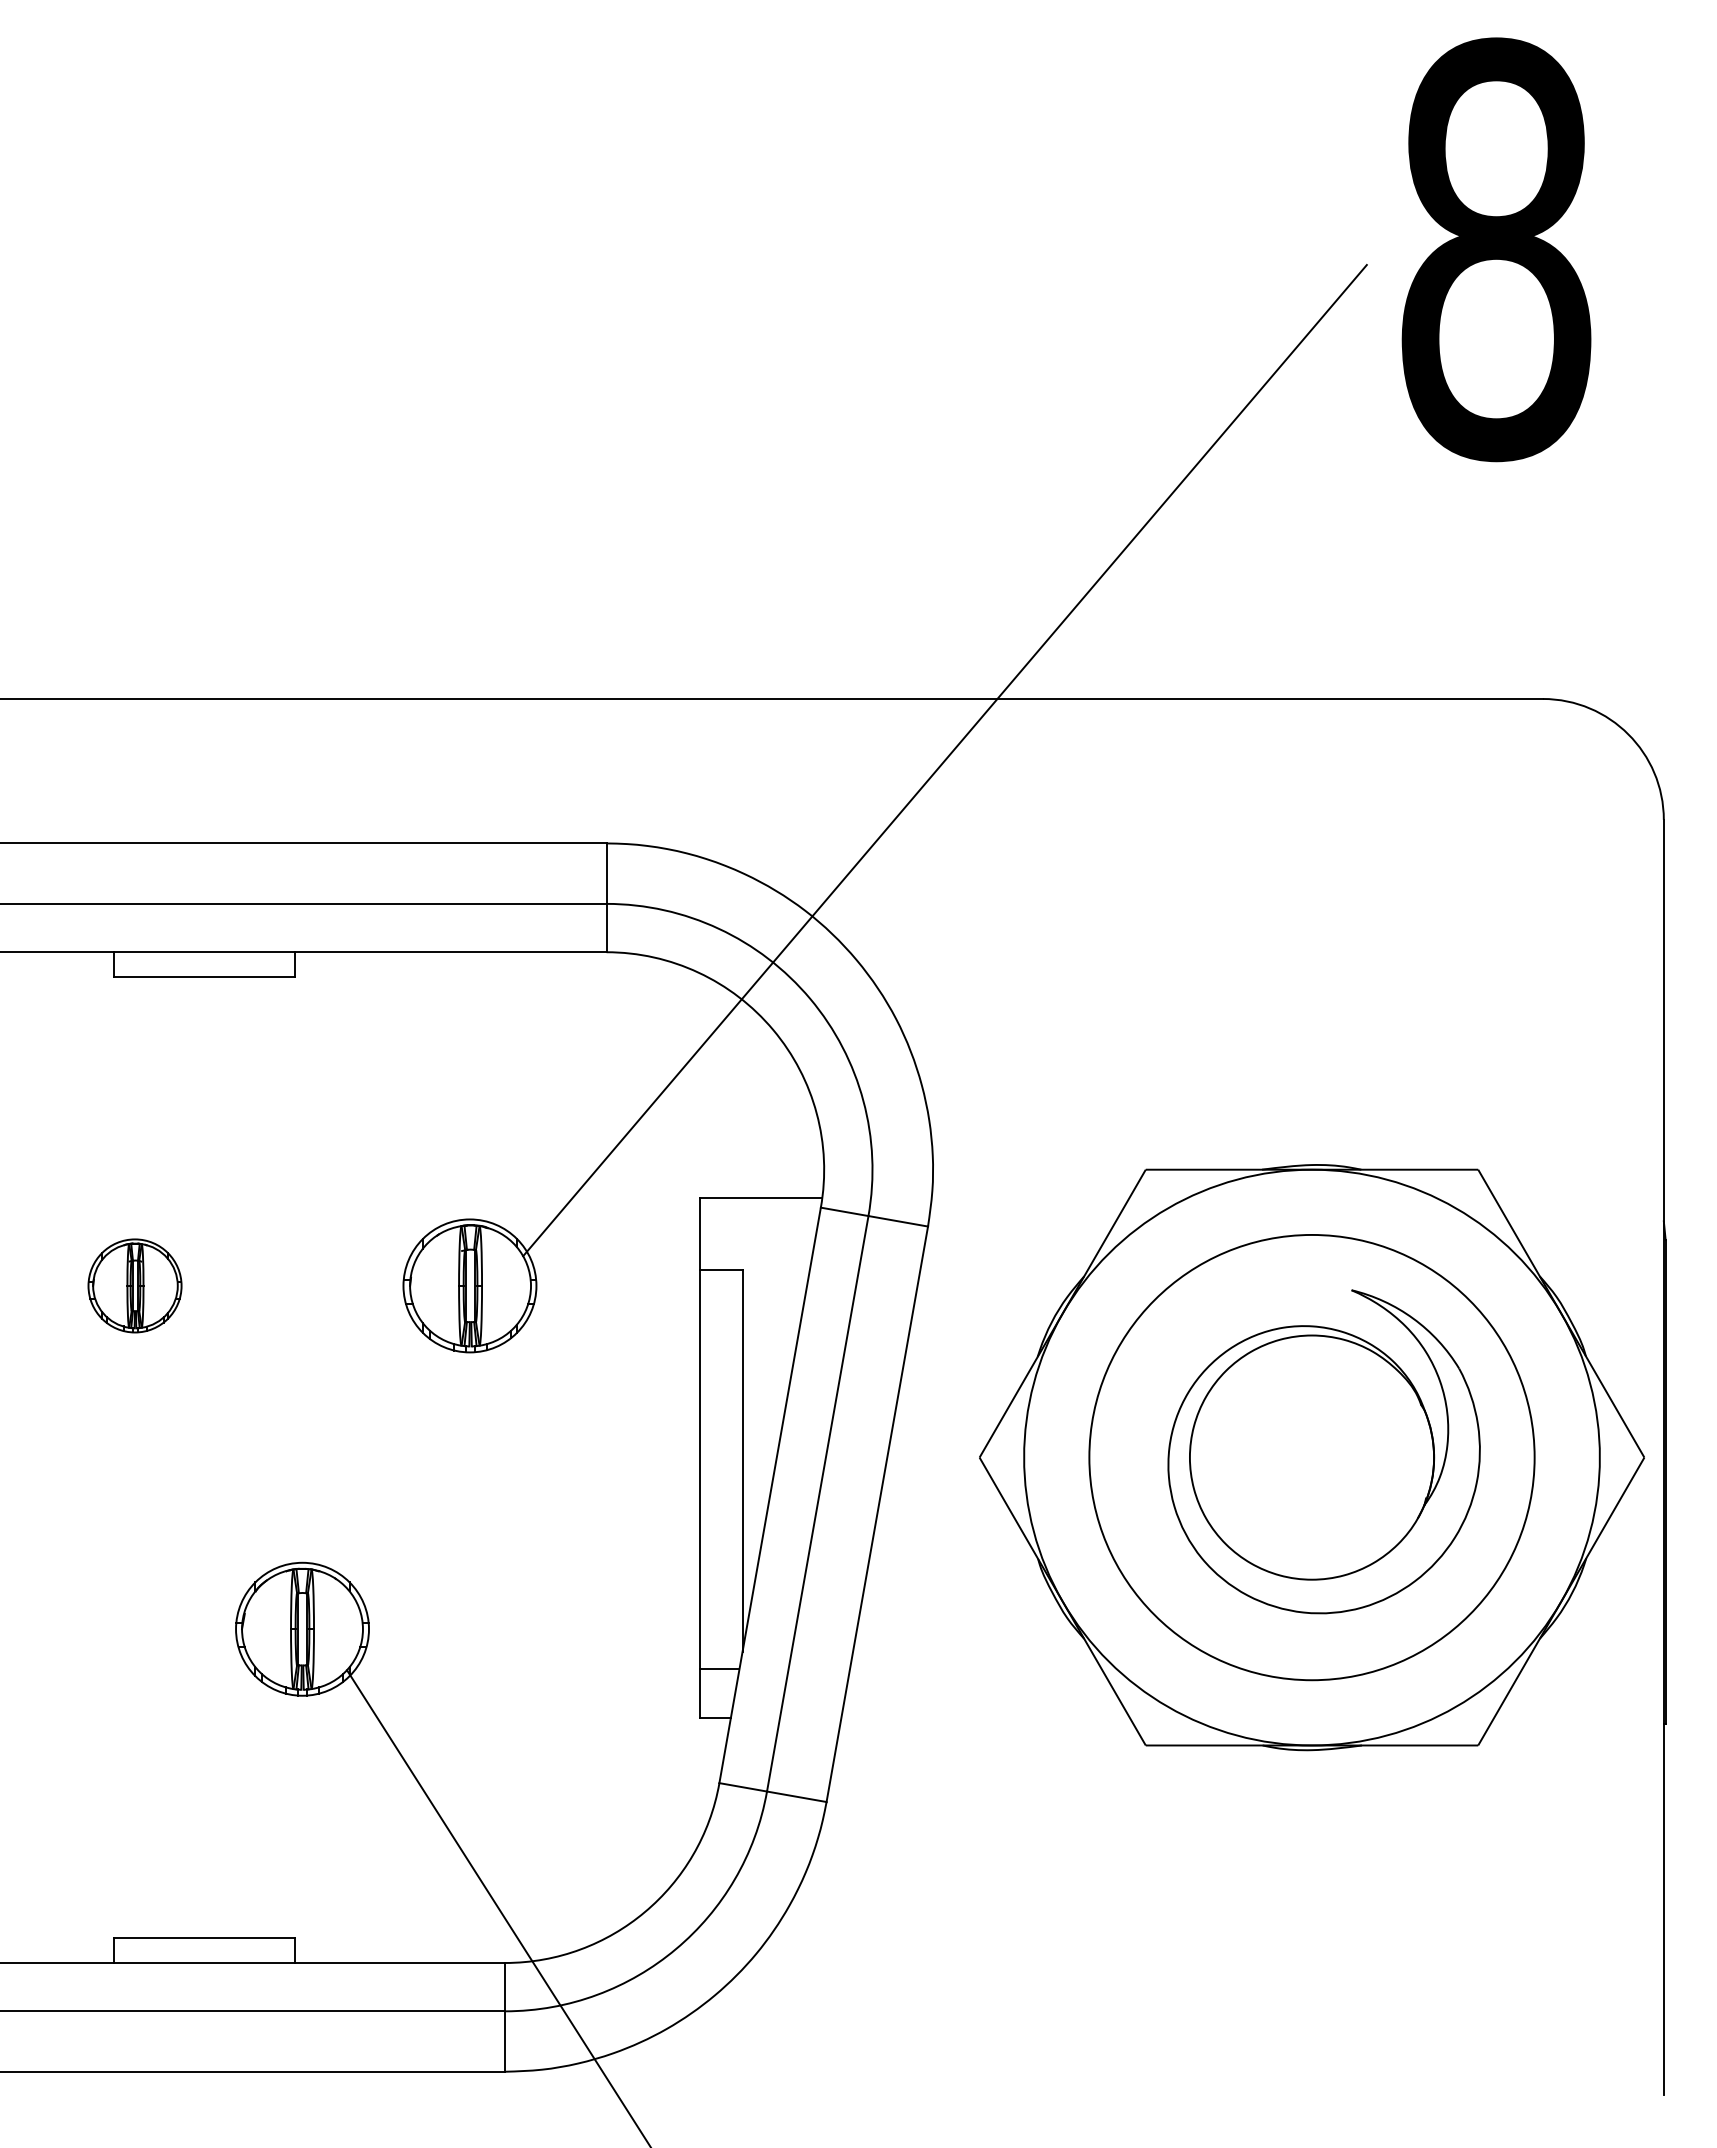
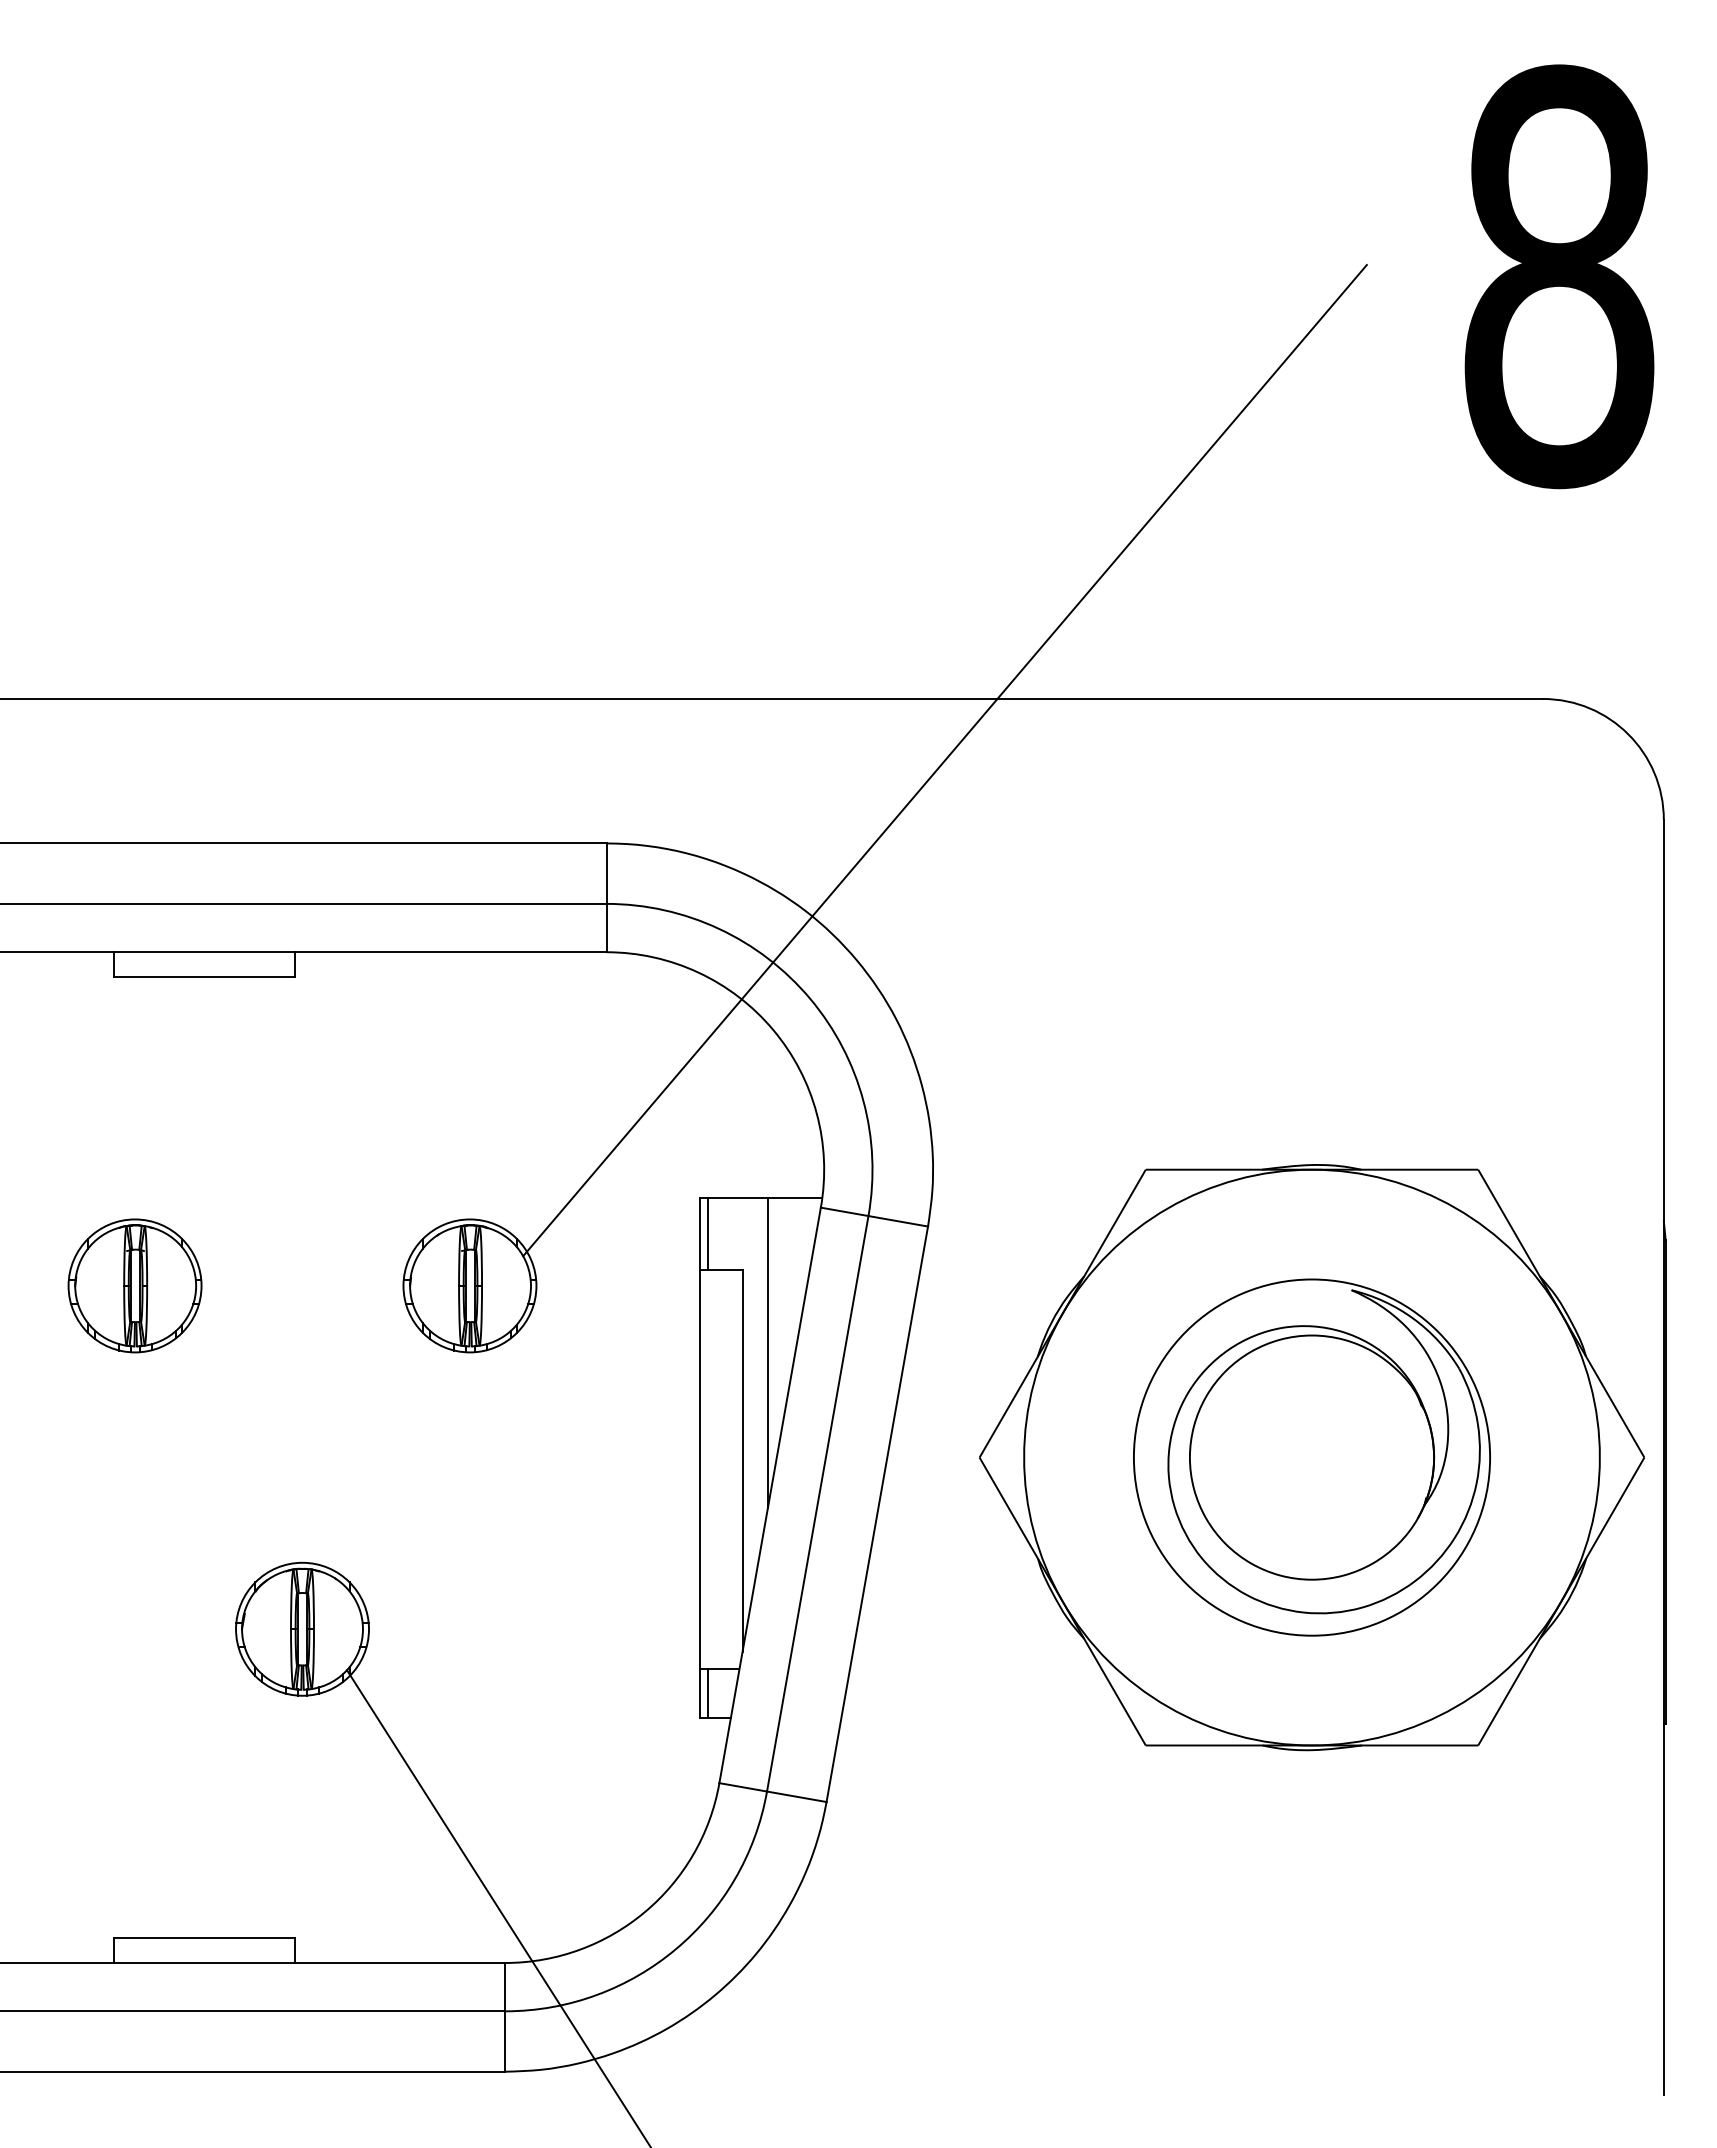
text position: (1496, 249) -> (1559, 276) (1559, 276)
line: none -> present (707, 1233)
part size: 96x96 px -> 136x136 px (134, 1285)
line: none -> present (767, 1352)
circle diameter: 445 px -> 356 px (1311, 1457)
line: none -> present (707, 1693)
